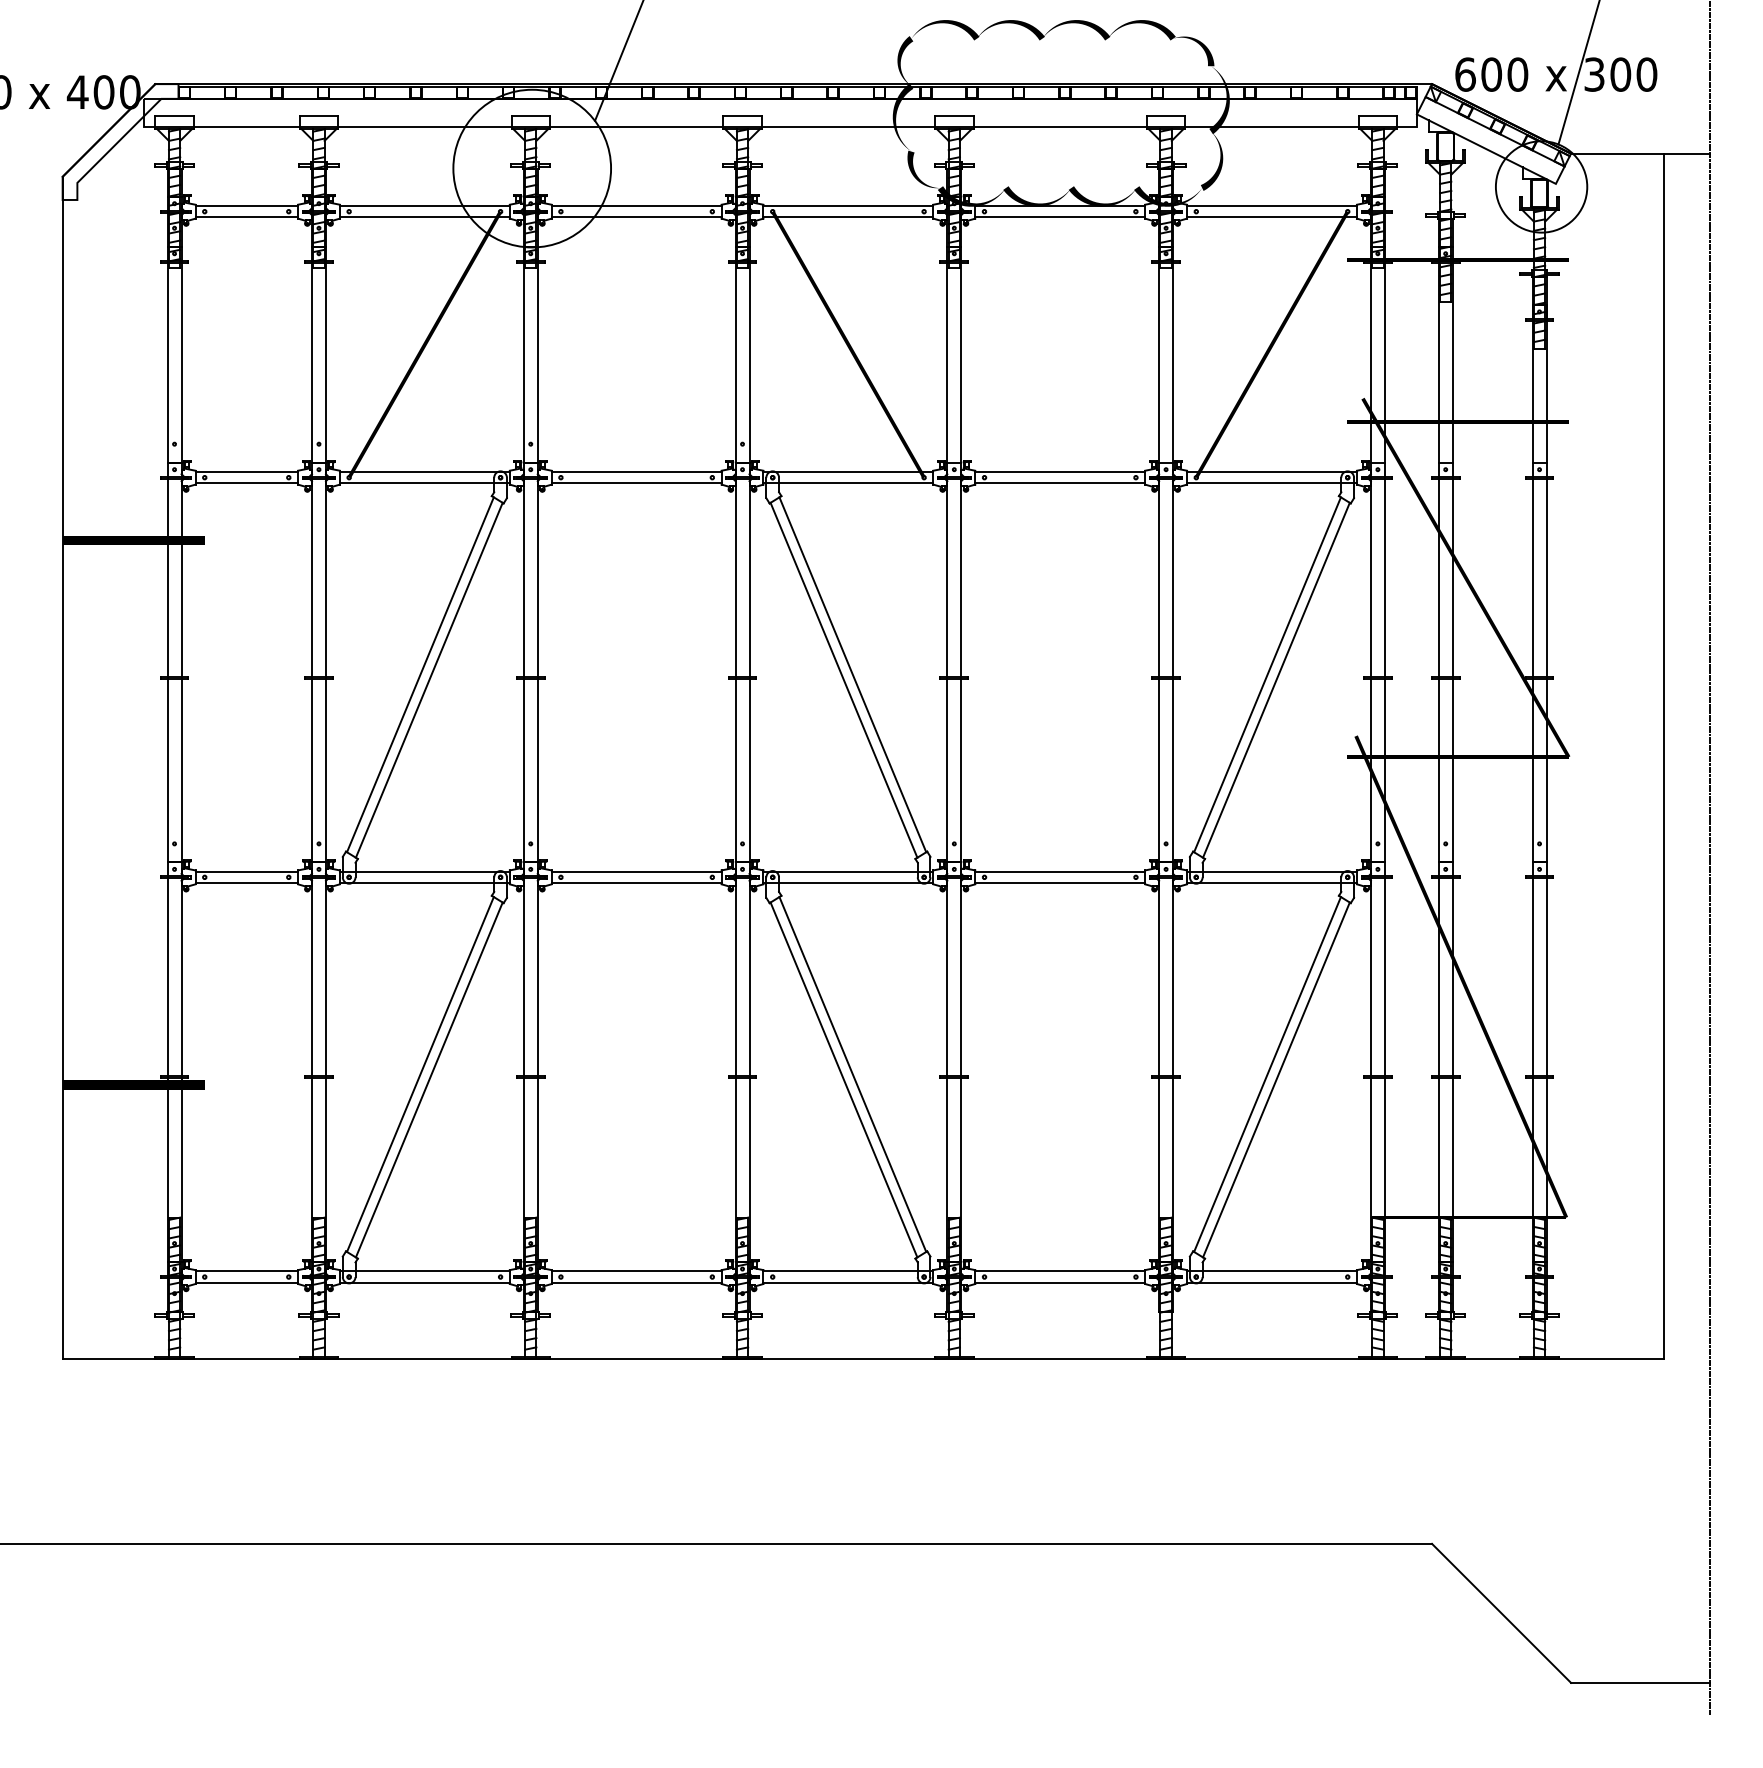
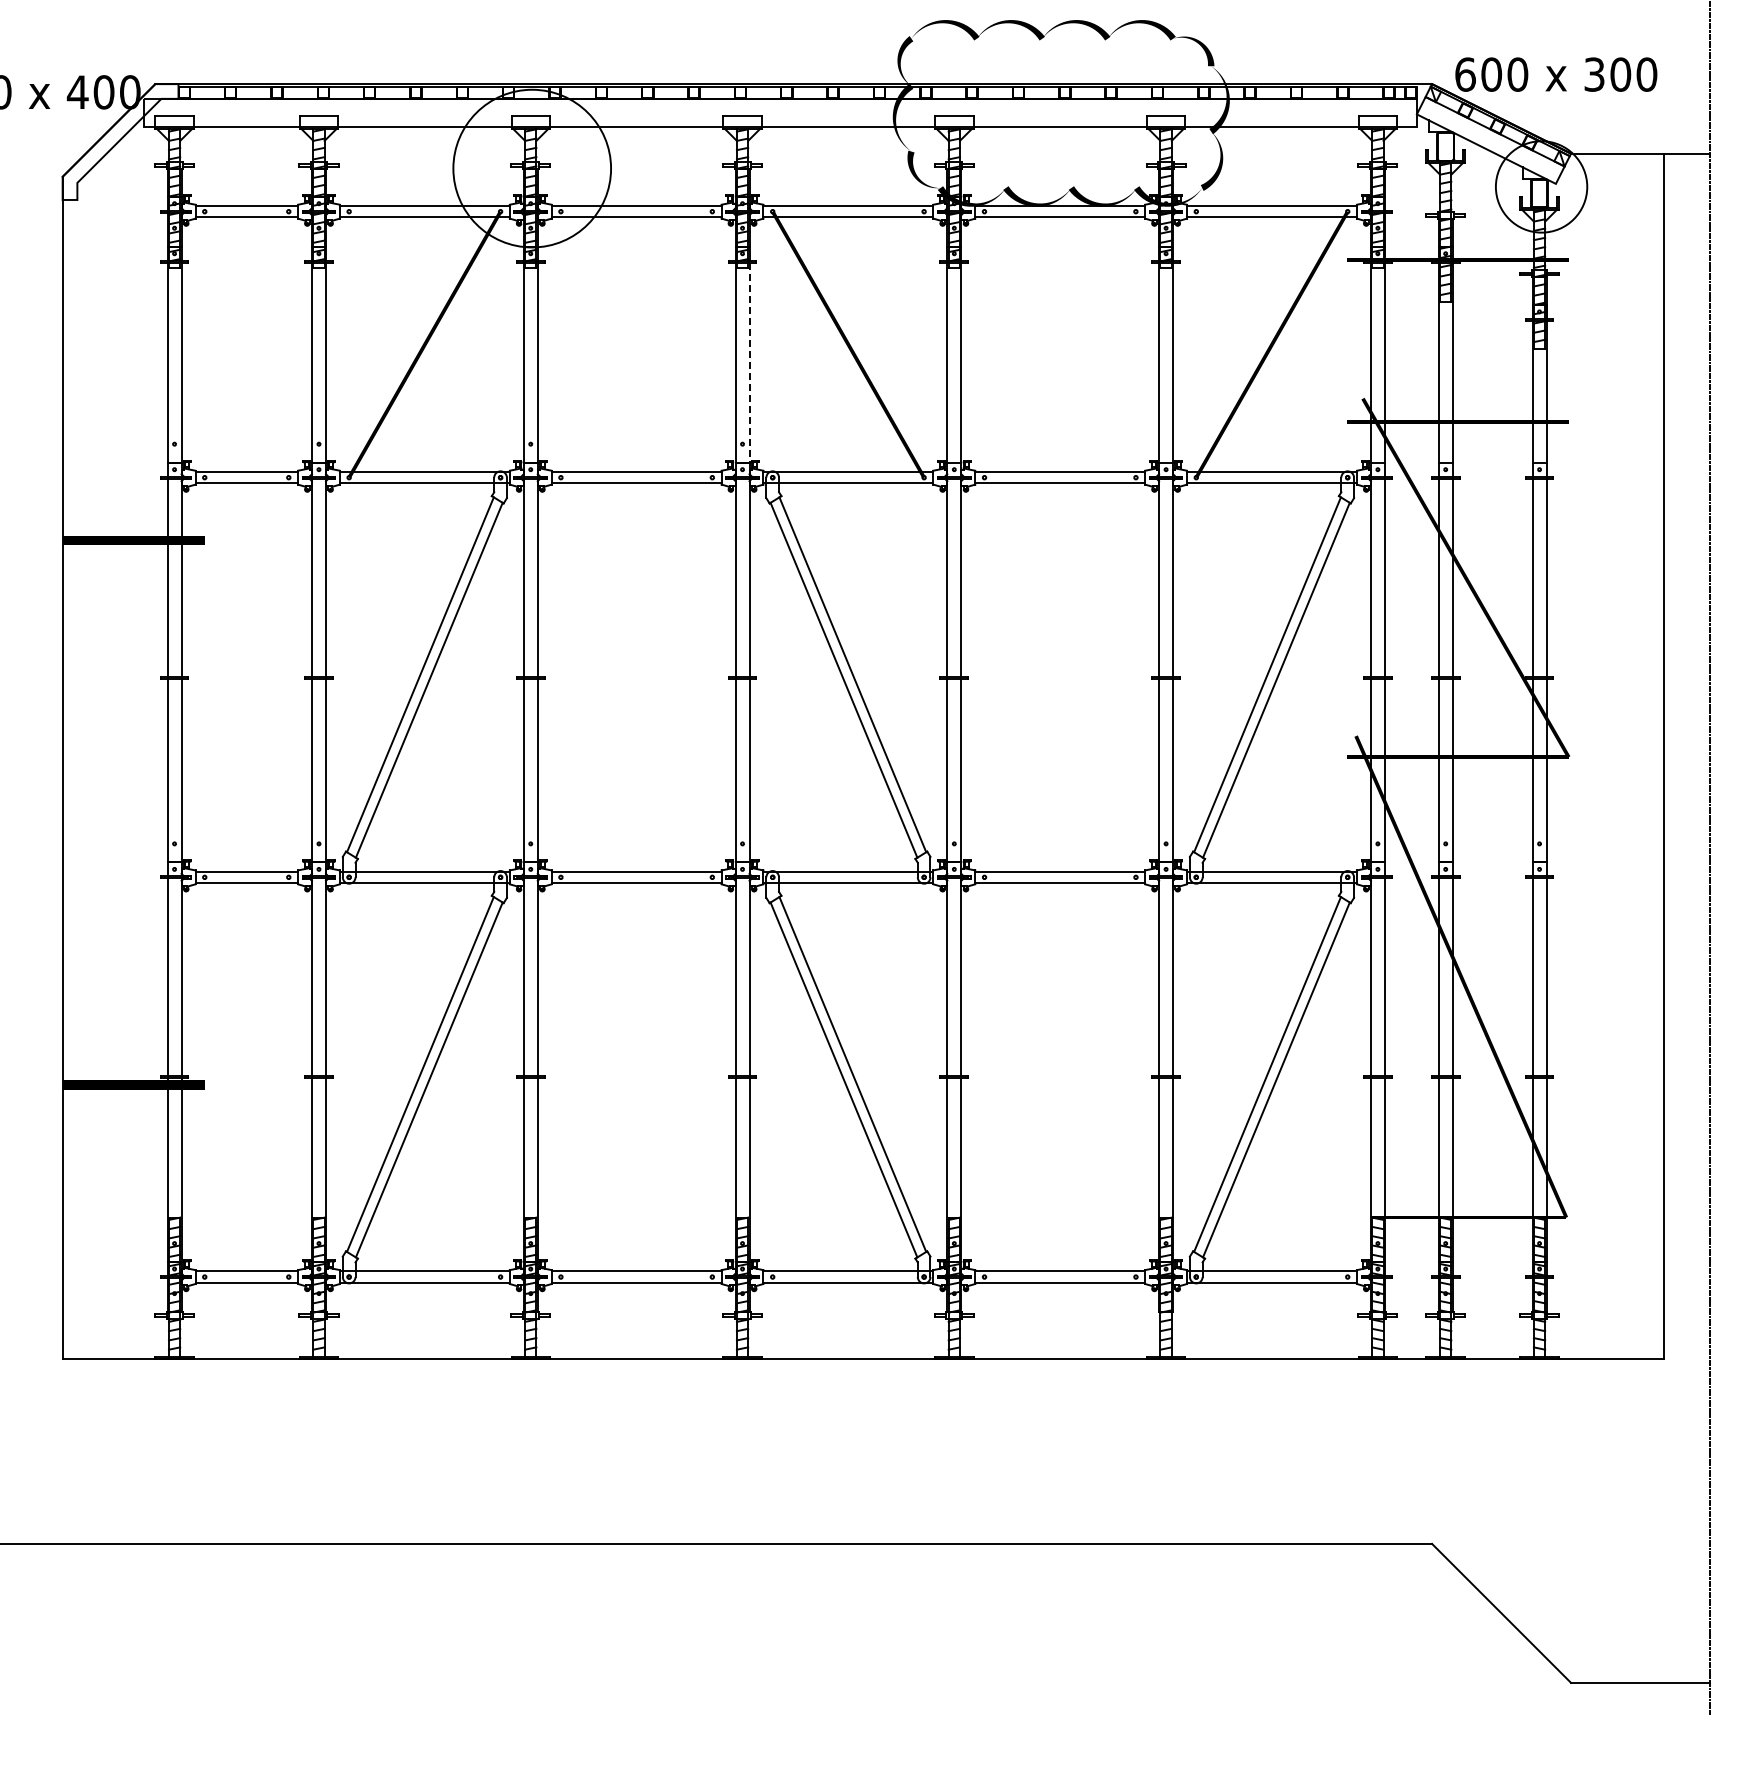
line: present -> none (618, 61)
line: present -> none (1578, 73)
line: solid -> dashed (749, 362)
